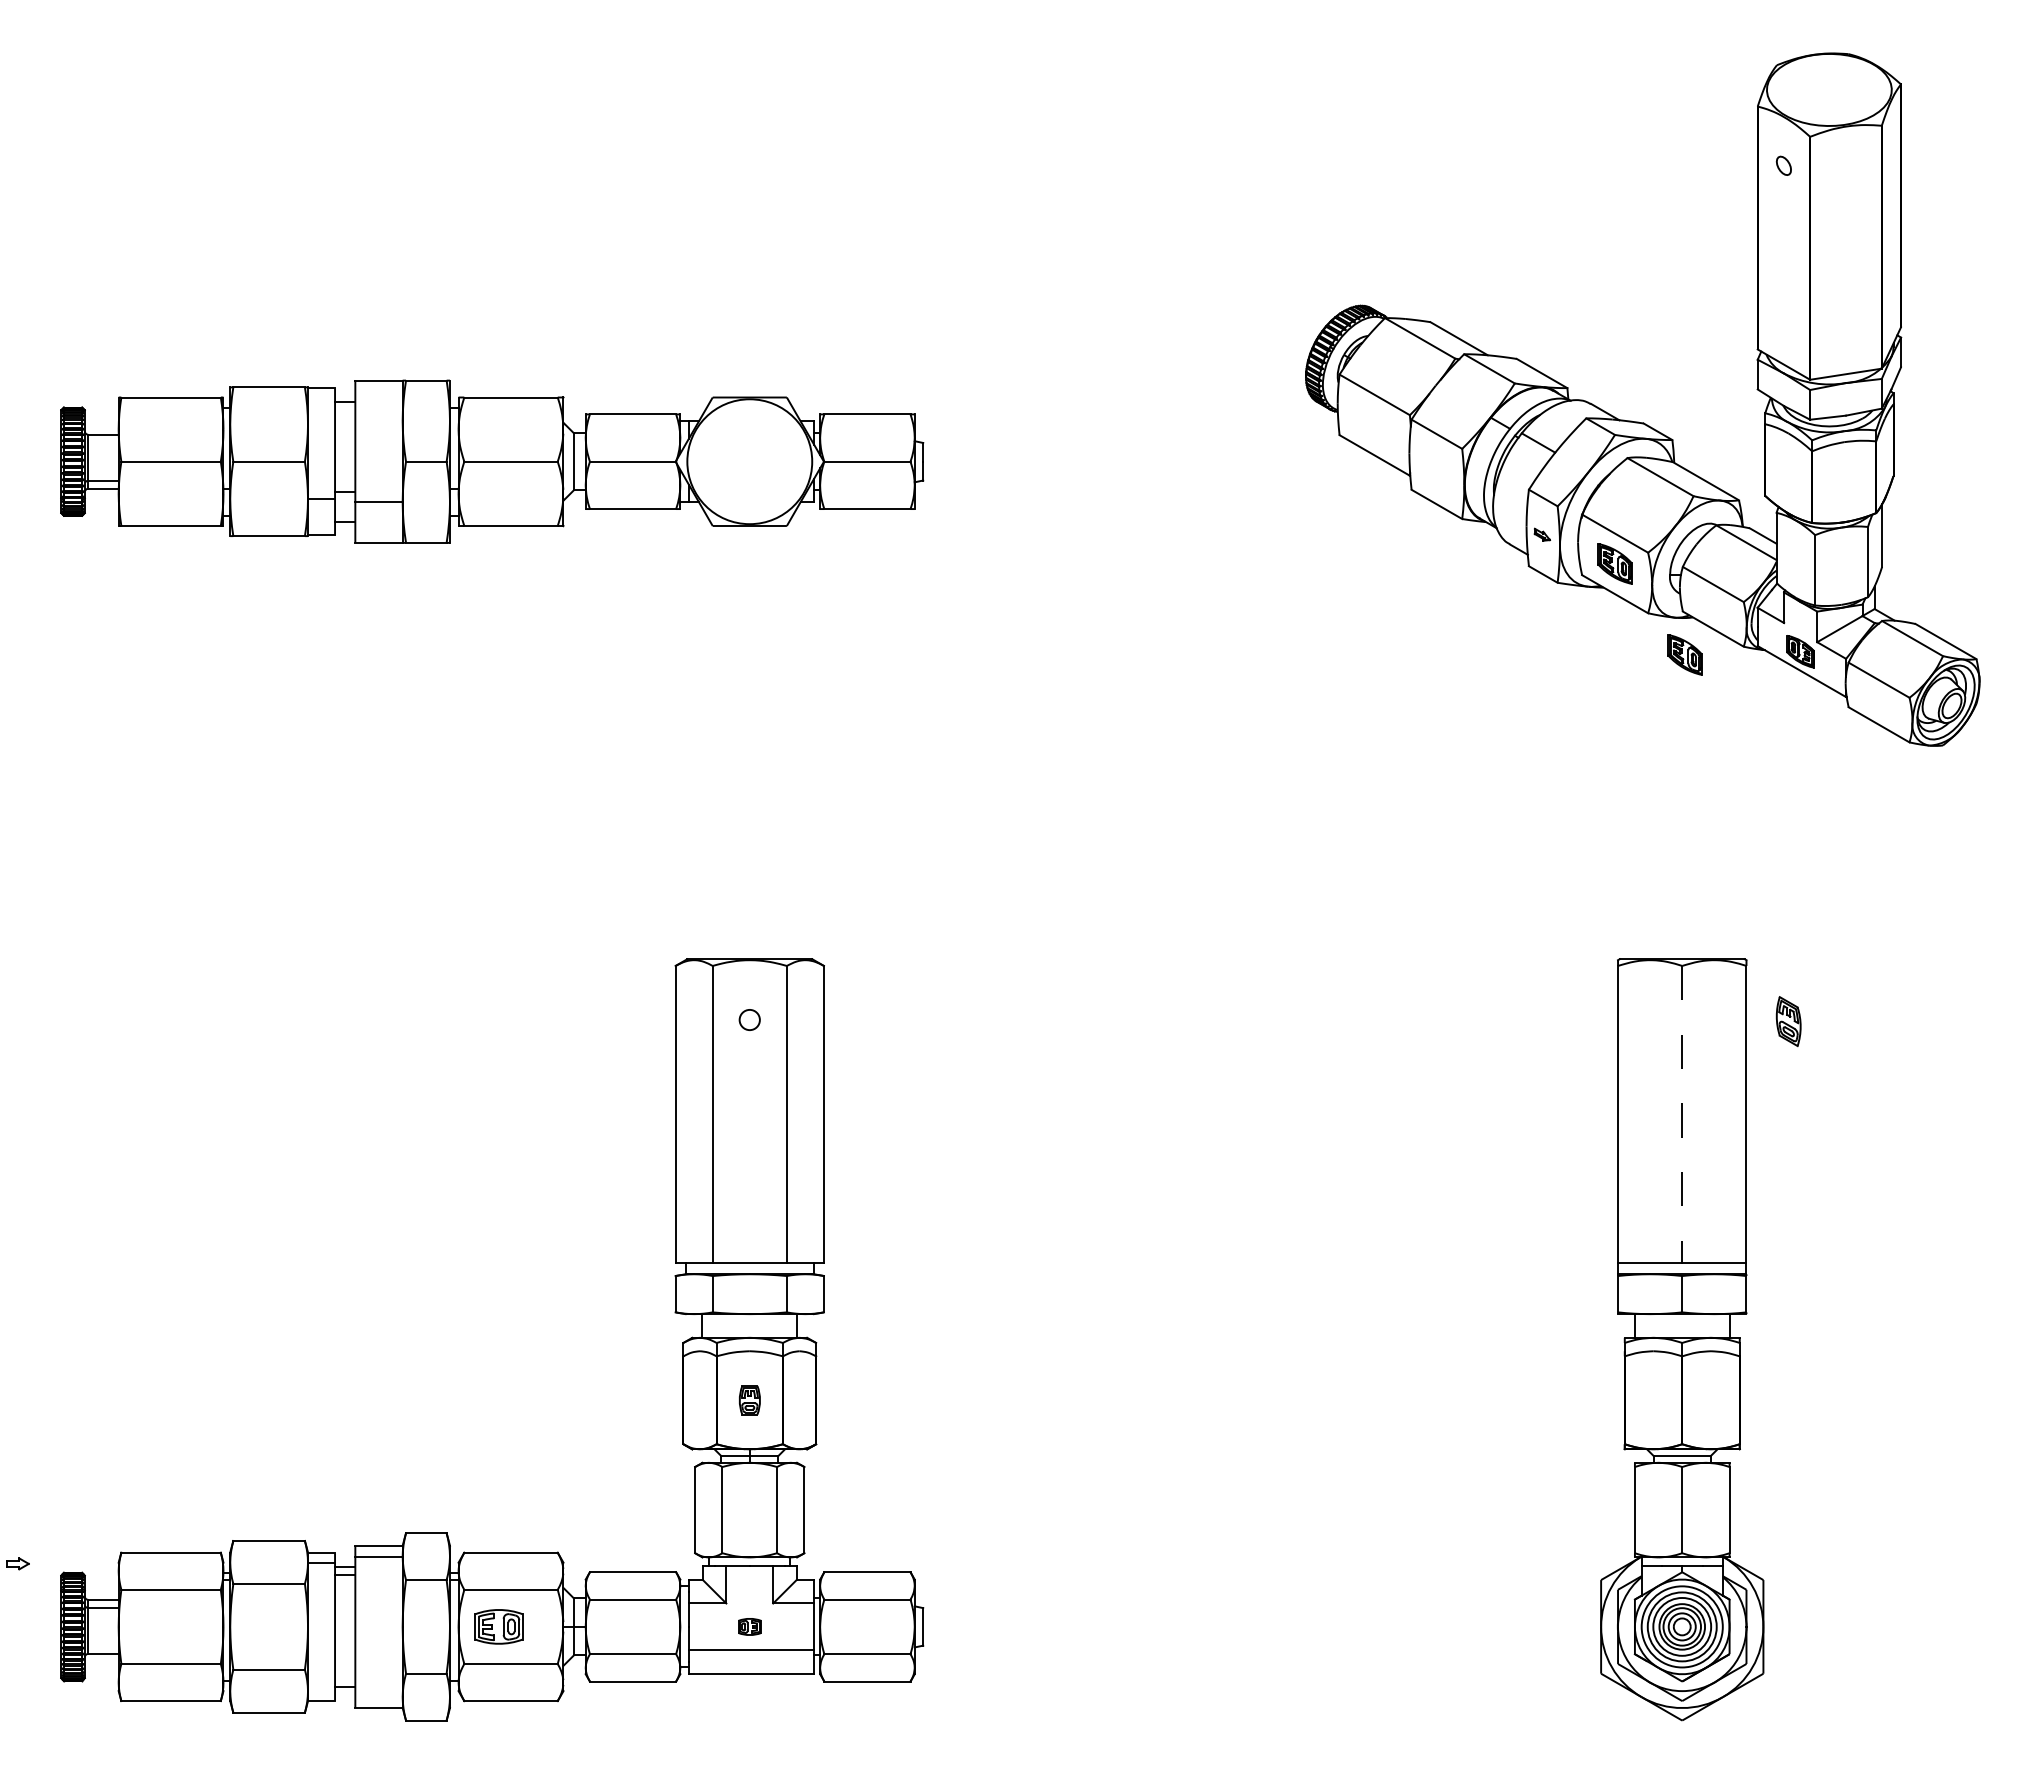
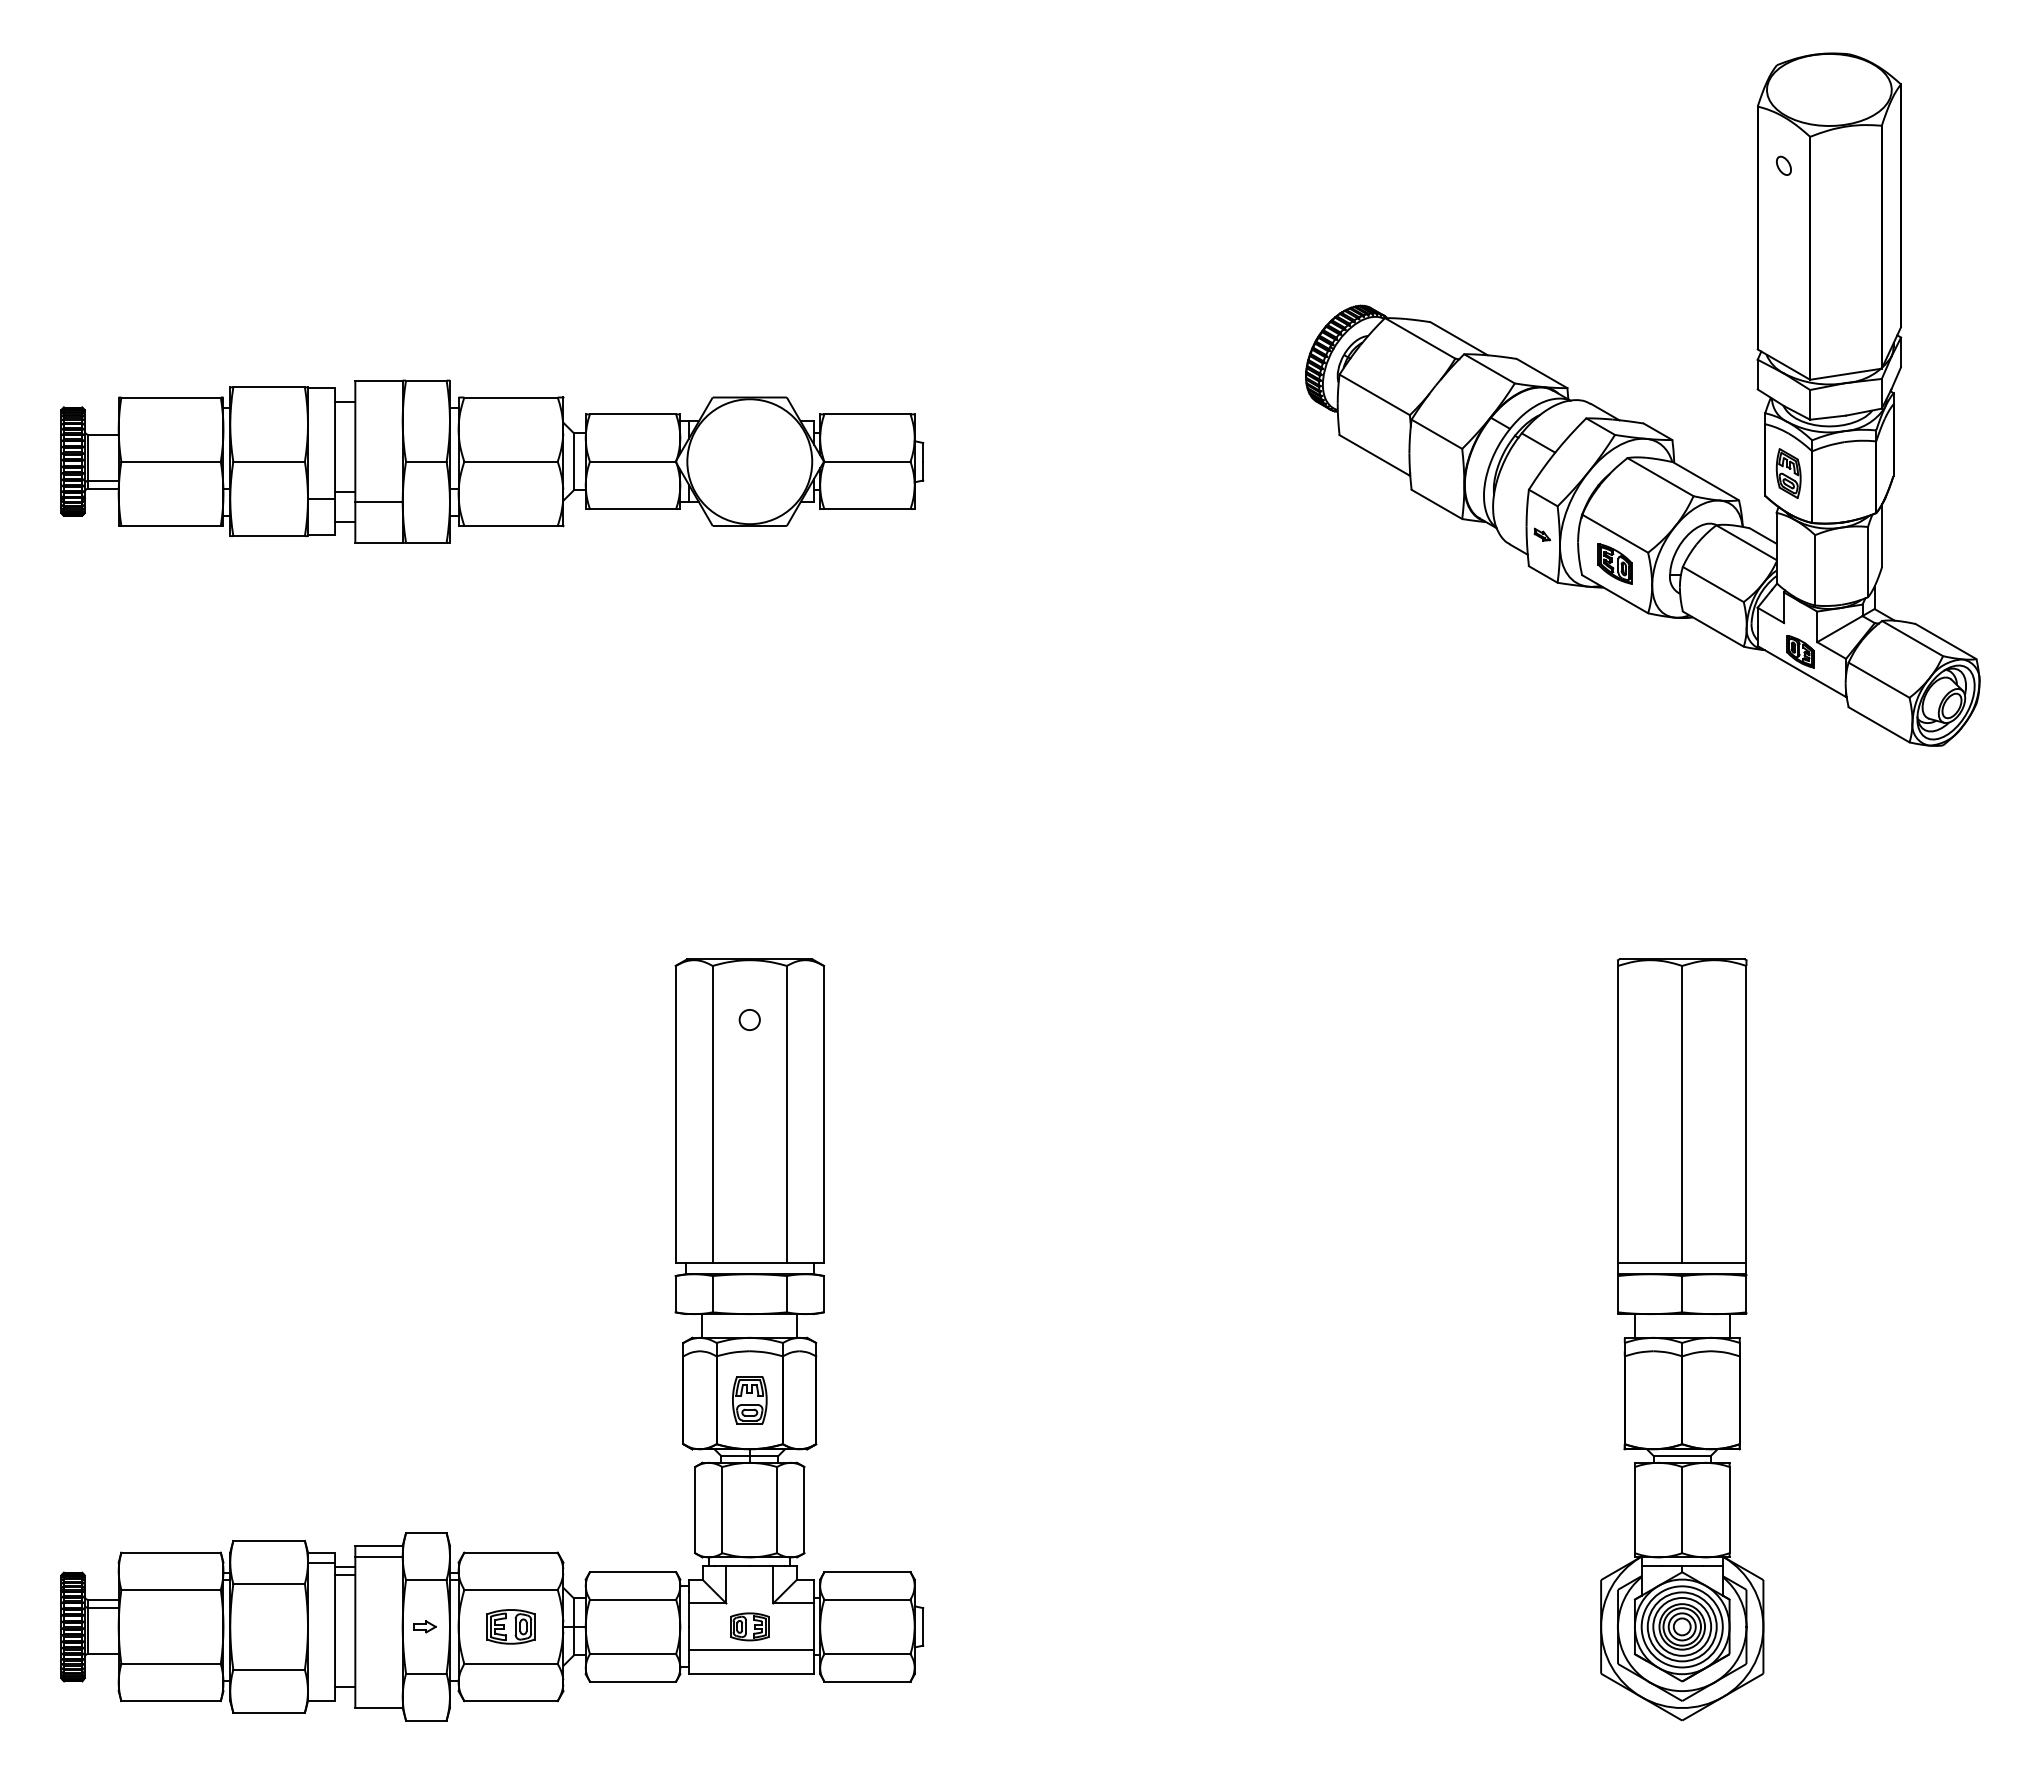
part: present -> none (1684, 654)
part position: (1788, 1021) -> (1788, 473) (1788, 473)
line: dashed -> solid (1682, 1114)
part size: 22x31 px -> 36x49 px (749, 1400)
part position: (17, 1563) -> (424, 1626) (424, 1626)
part position: (498, 1626) -> (510, 1626) (510, 1626)
part size: 24x18 px -> 40x30 px (749, 1626)
